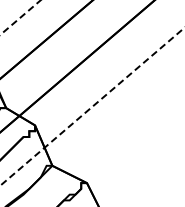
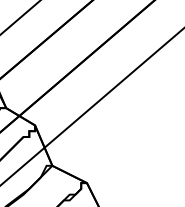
line: dashed -> solid (20, 17)
line: dashed -> solid (93, 106)
